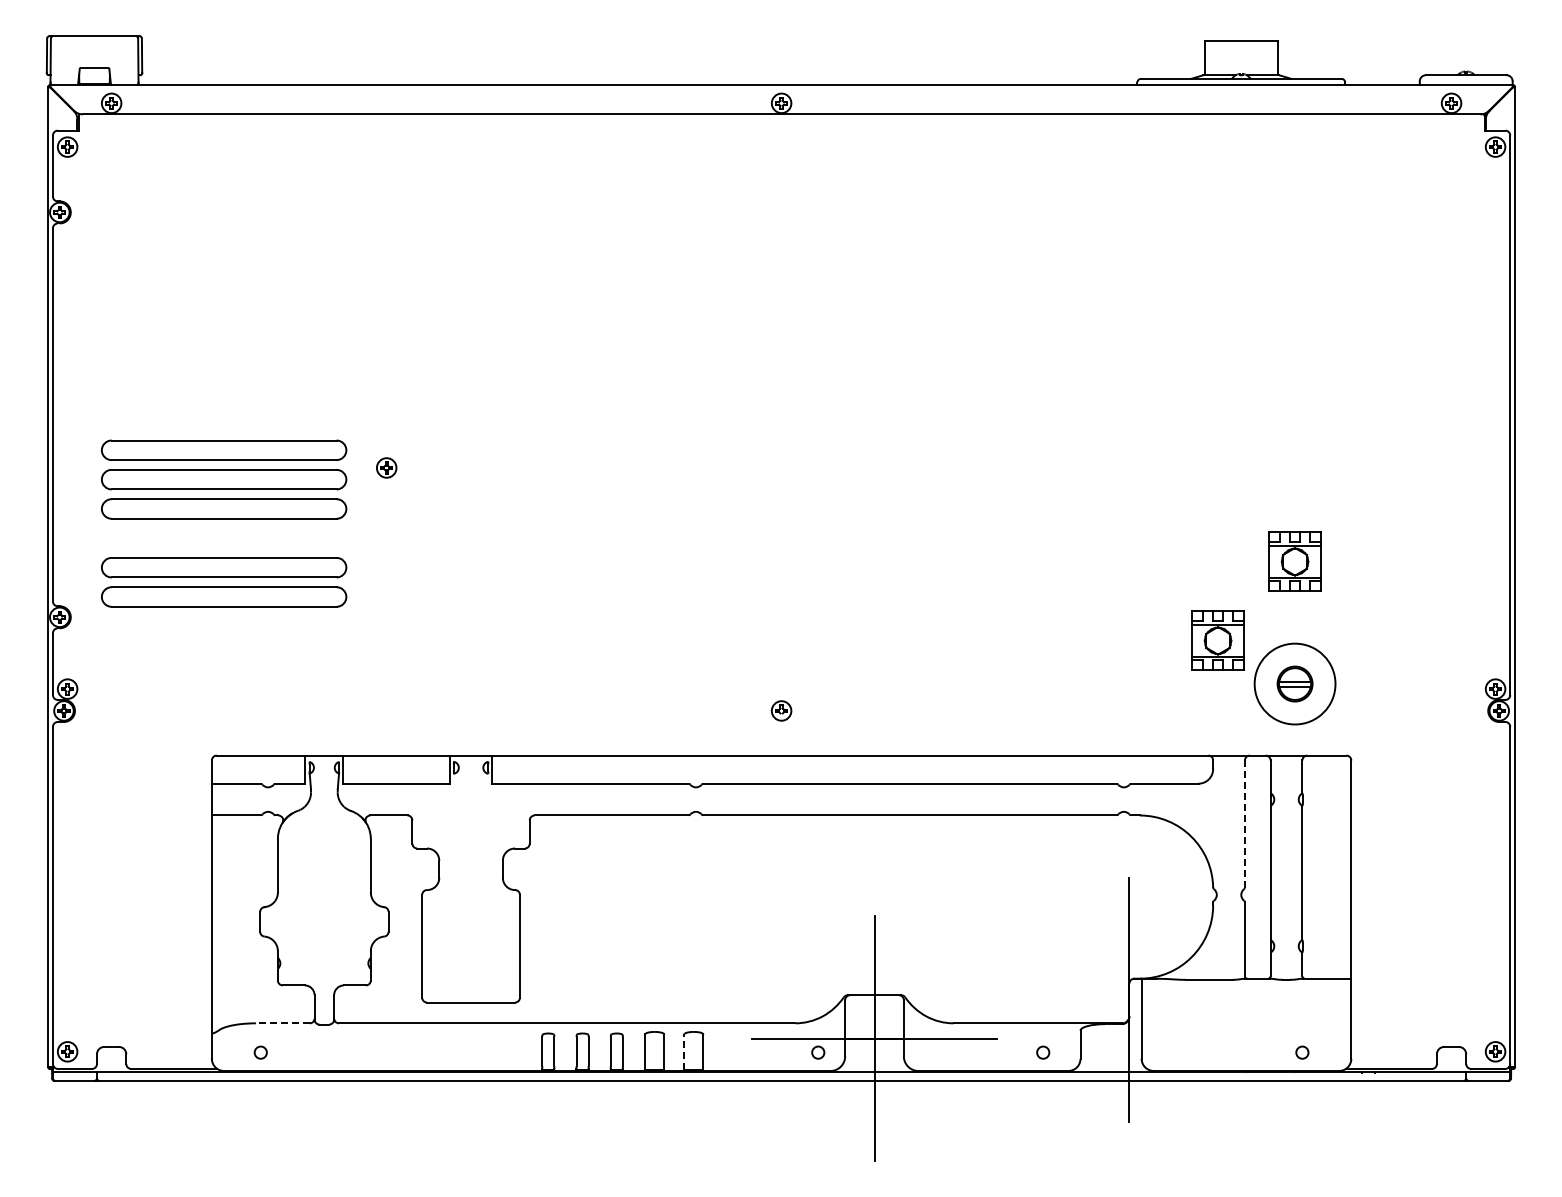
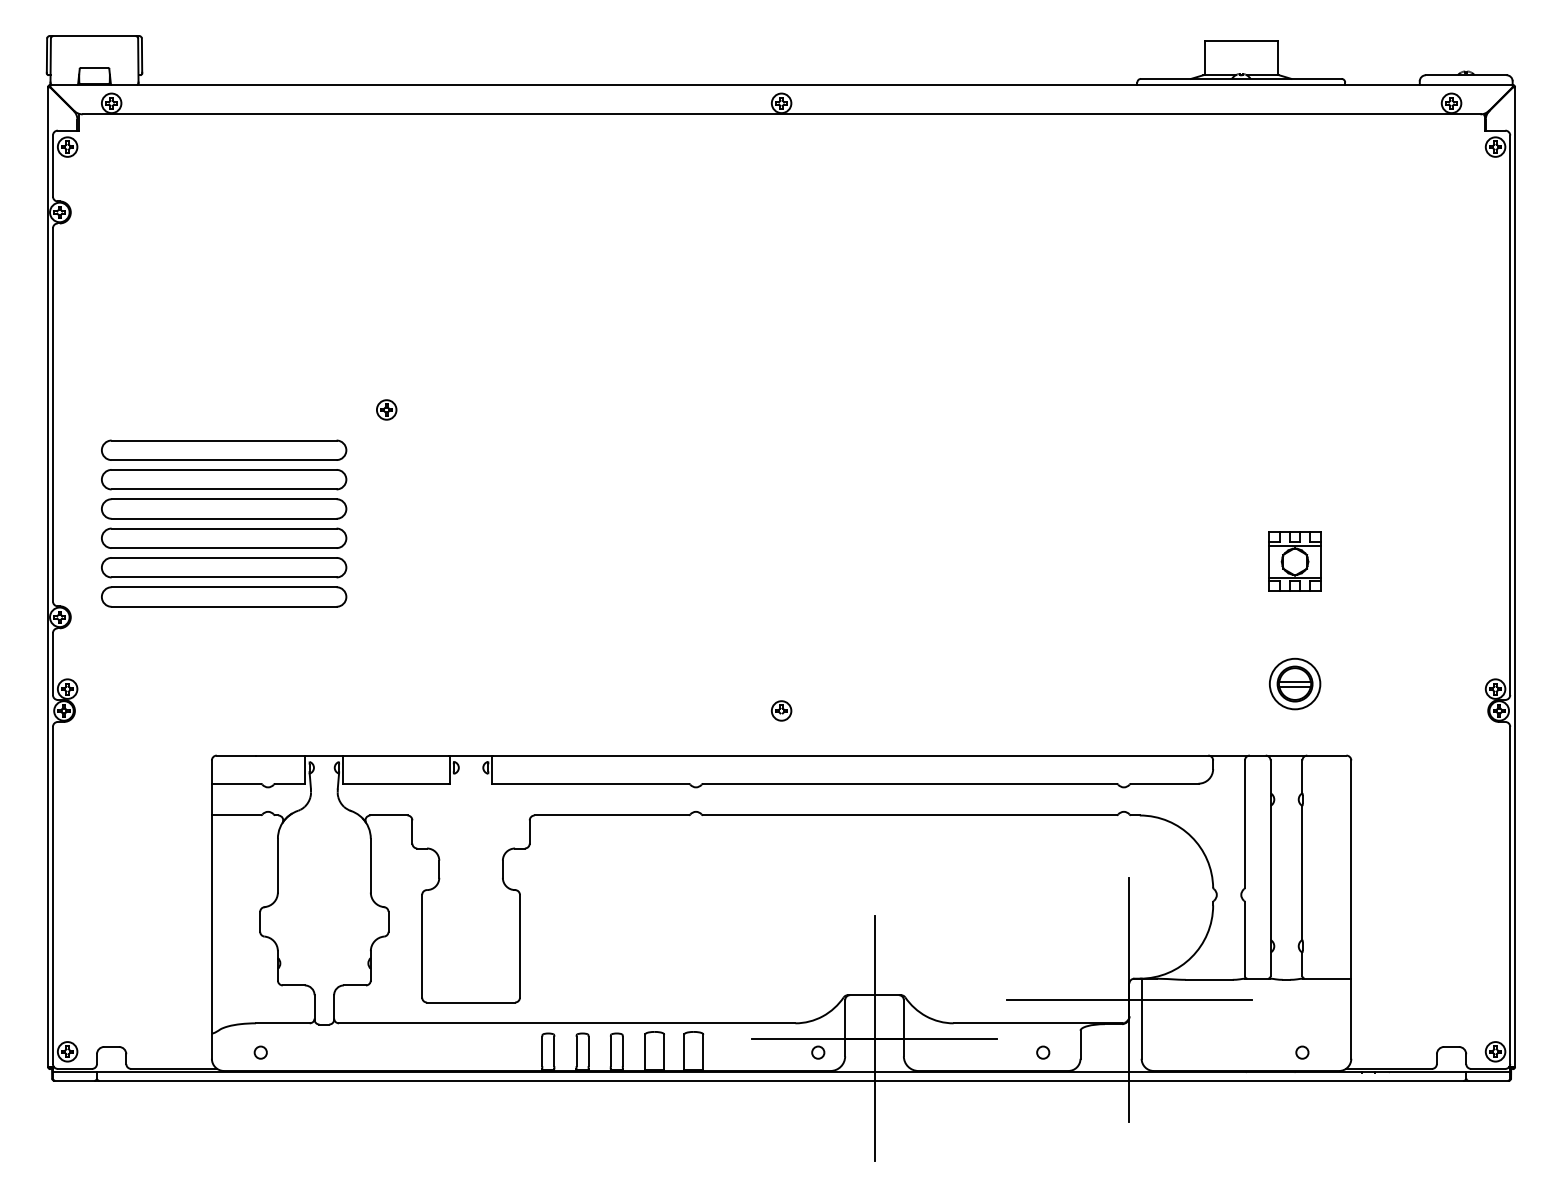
part position: (386, 467) -> (386, 409) (386, 409)
part: none -> present (224, 537)
part: present -> none (1217, 640)
circle diameter: 81 px -> 51 px (1294, 683)
line: dashed -> solid (1244, 824)
line: none -> present (1129, 1000)
line: dashed -> solid (282, 1023)
line: dashed -> solid (684, 1052)
